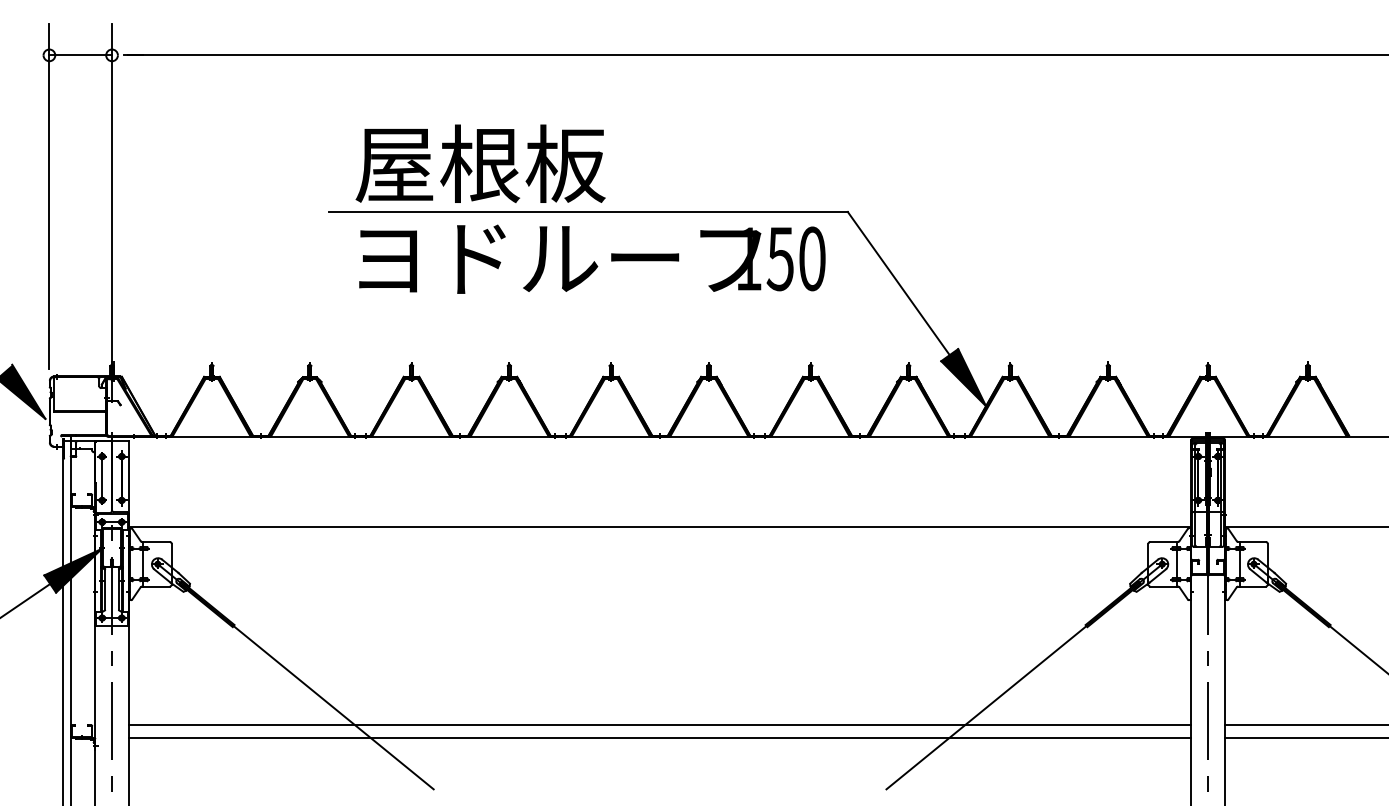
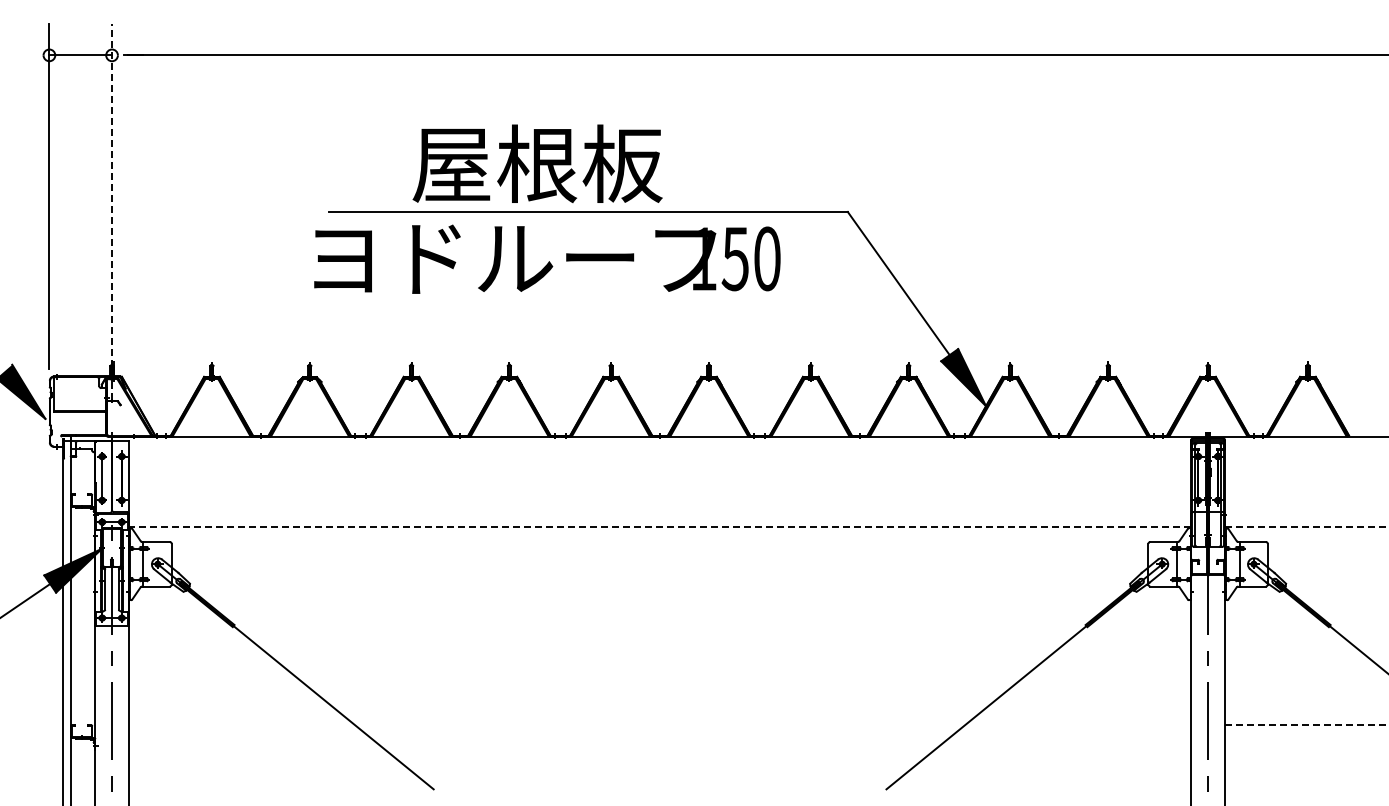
text position: (480, 163) -> (537, 163) (537, 163)
line: solid -> dashed (112, 211)
text position: (592, 258) -> (547, 258) (547, 258)
line: solid -> dashed (659, 527)
line: solid -> dashed (1306, 527)
line: present -> none (659, 725)
line: solid -> dashed (1306, 725)
line: present -> none (659, 738)
line: present -> none (1304, 738)
